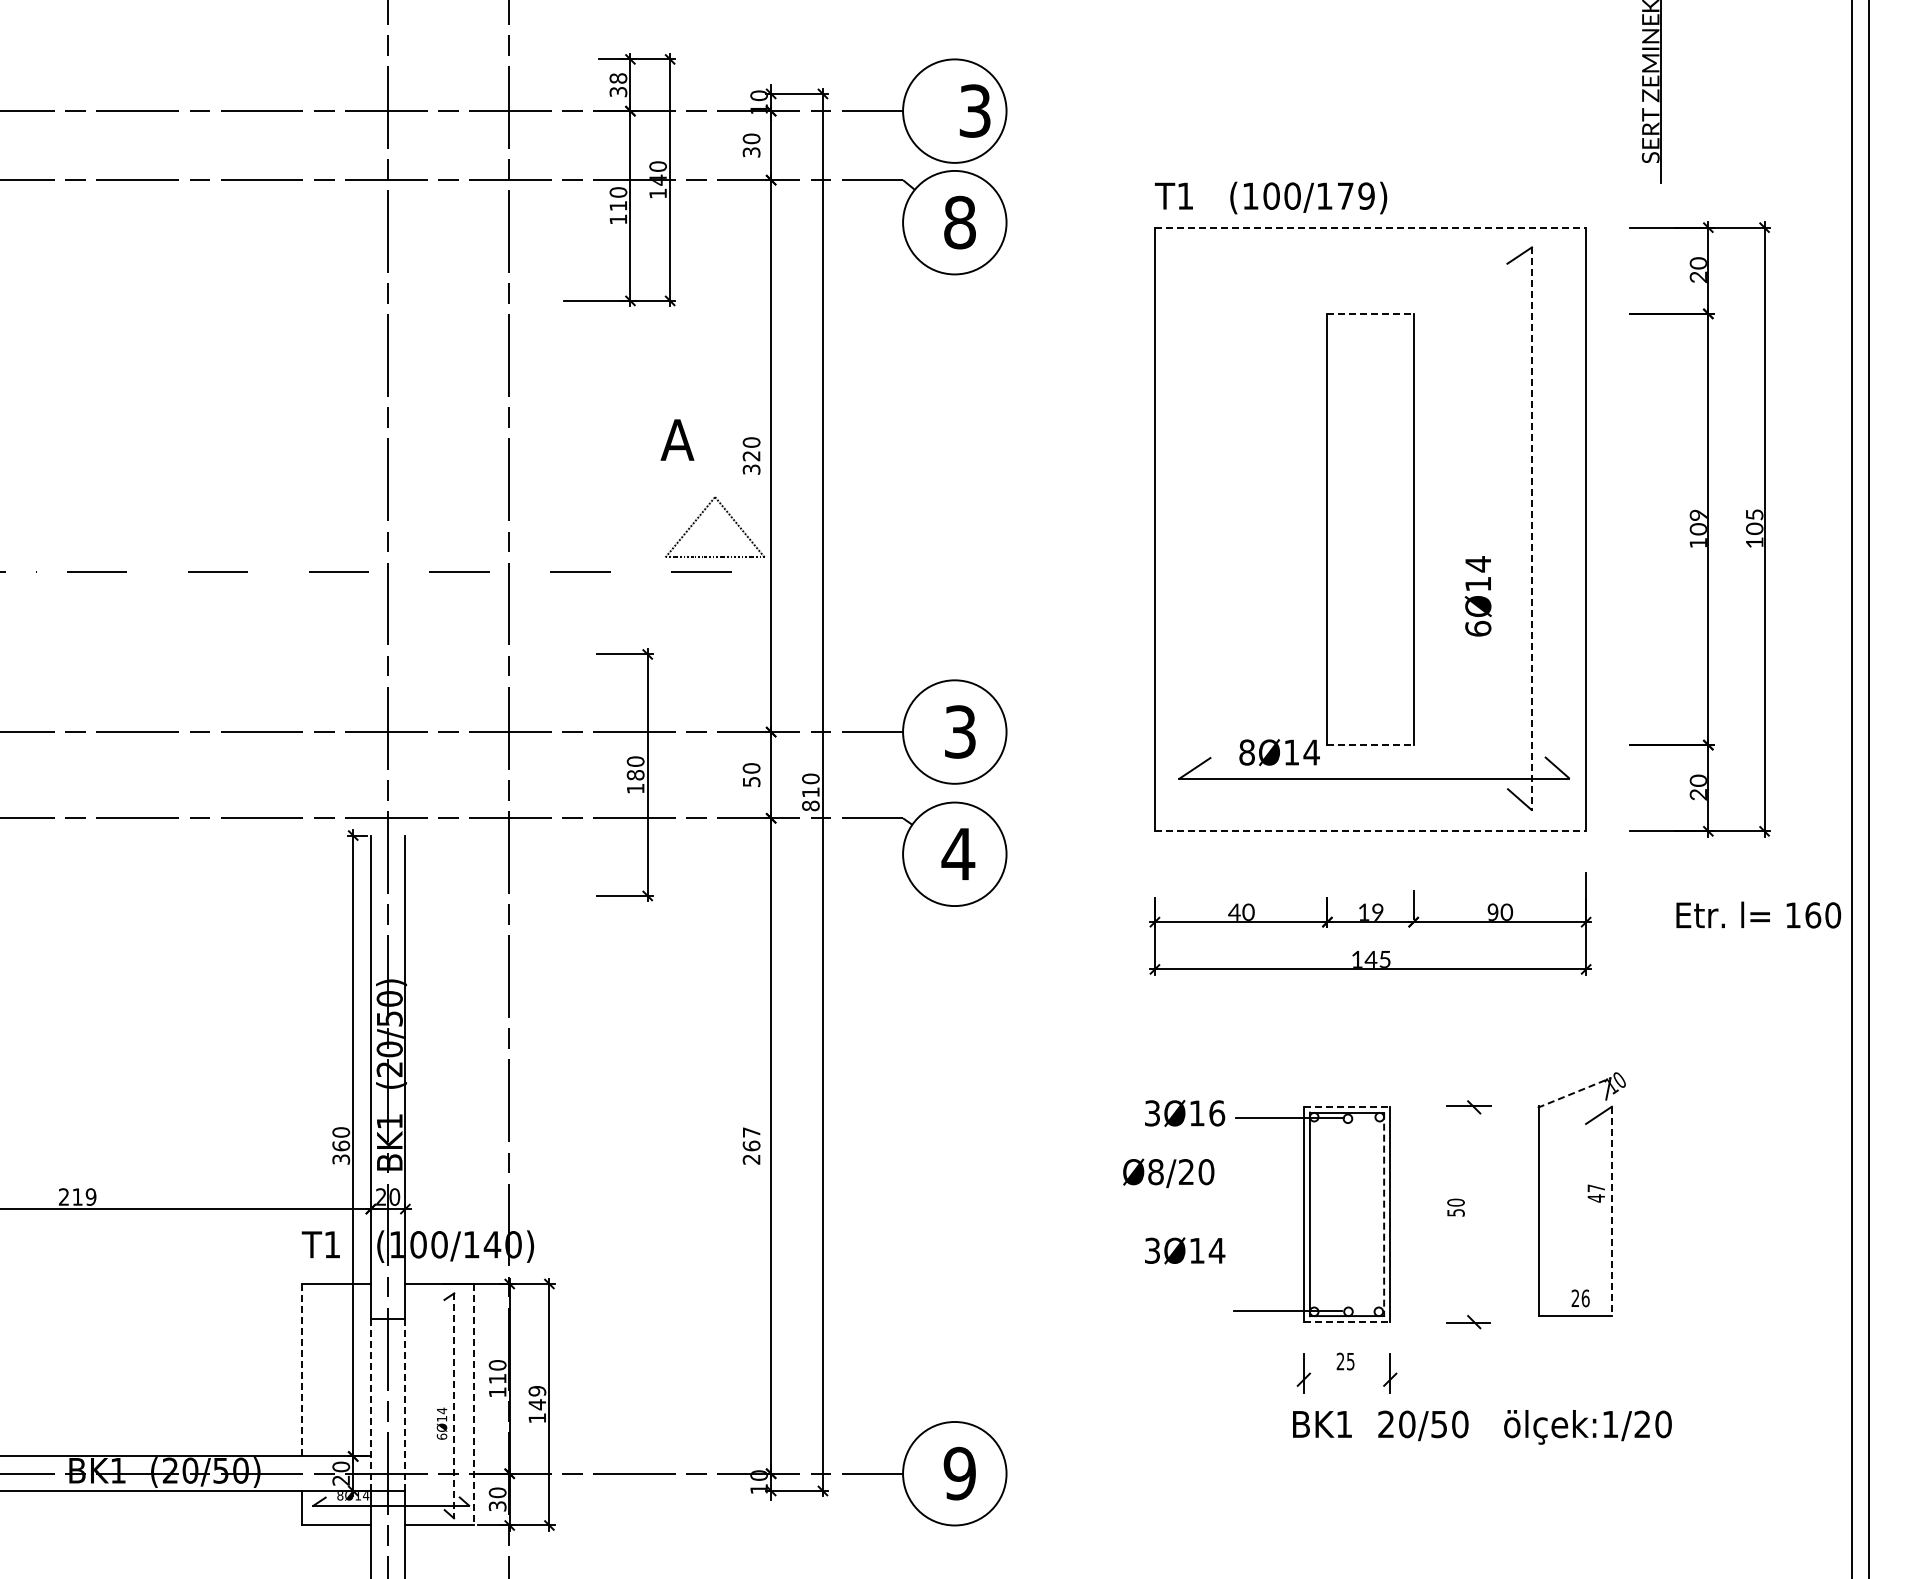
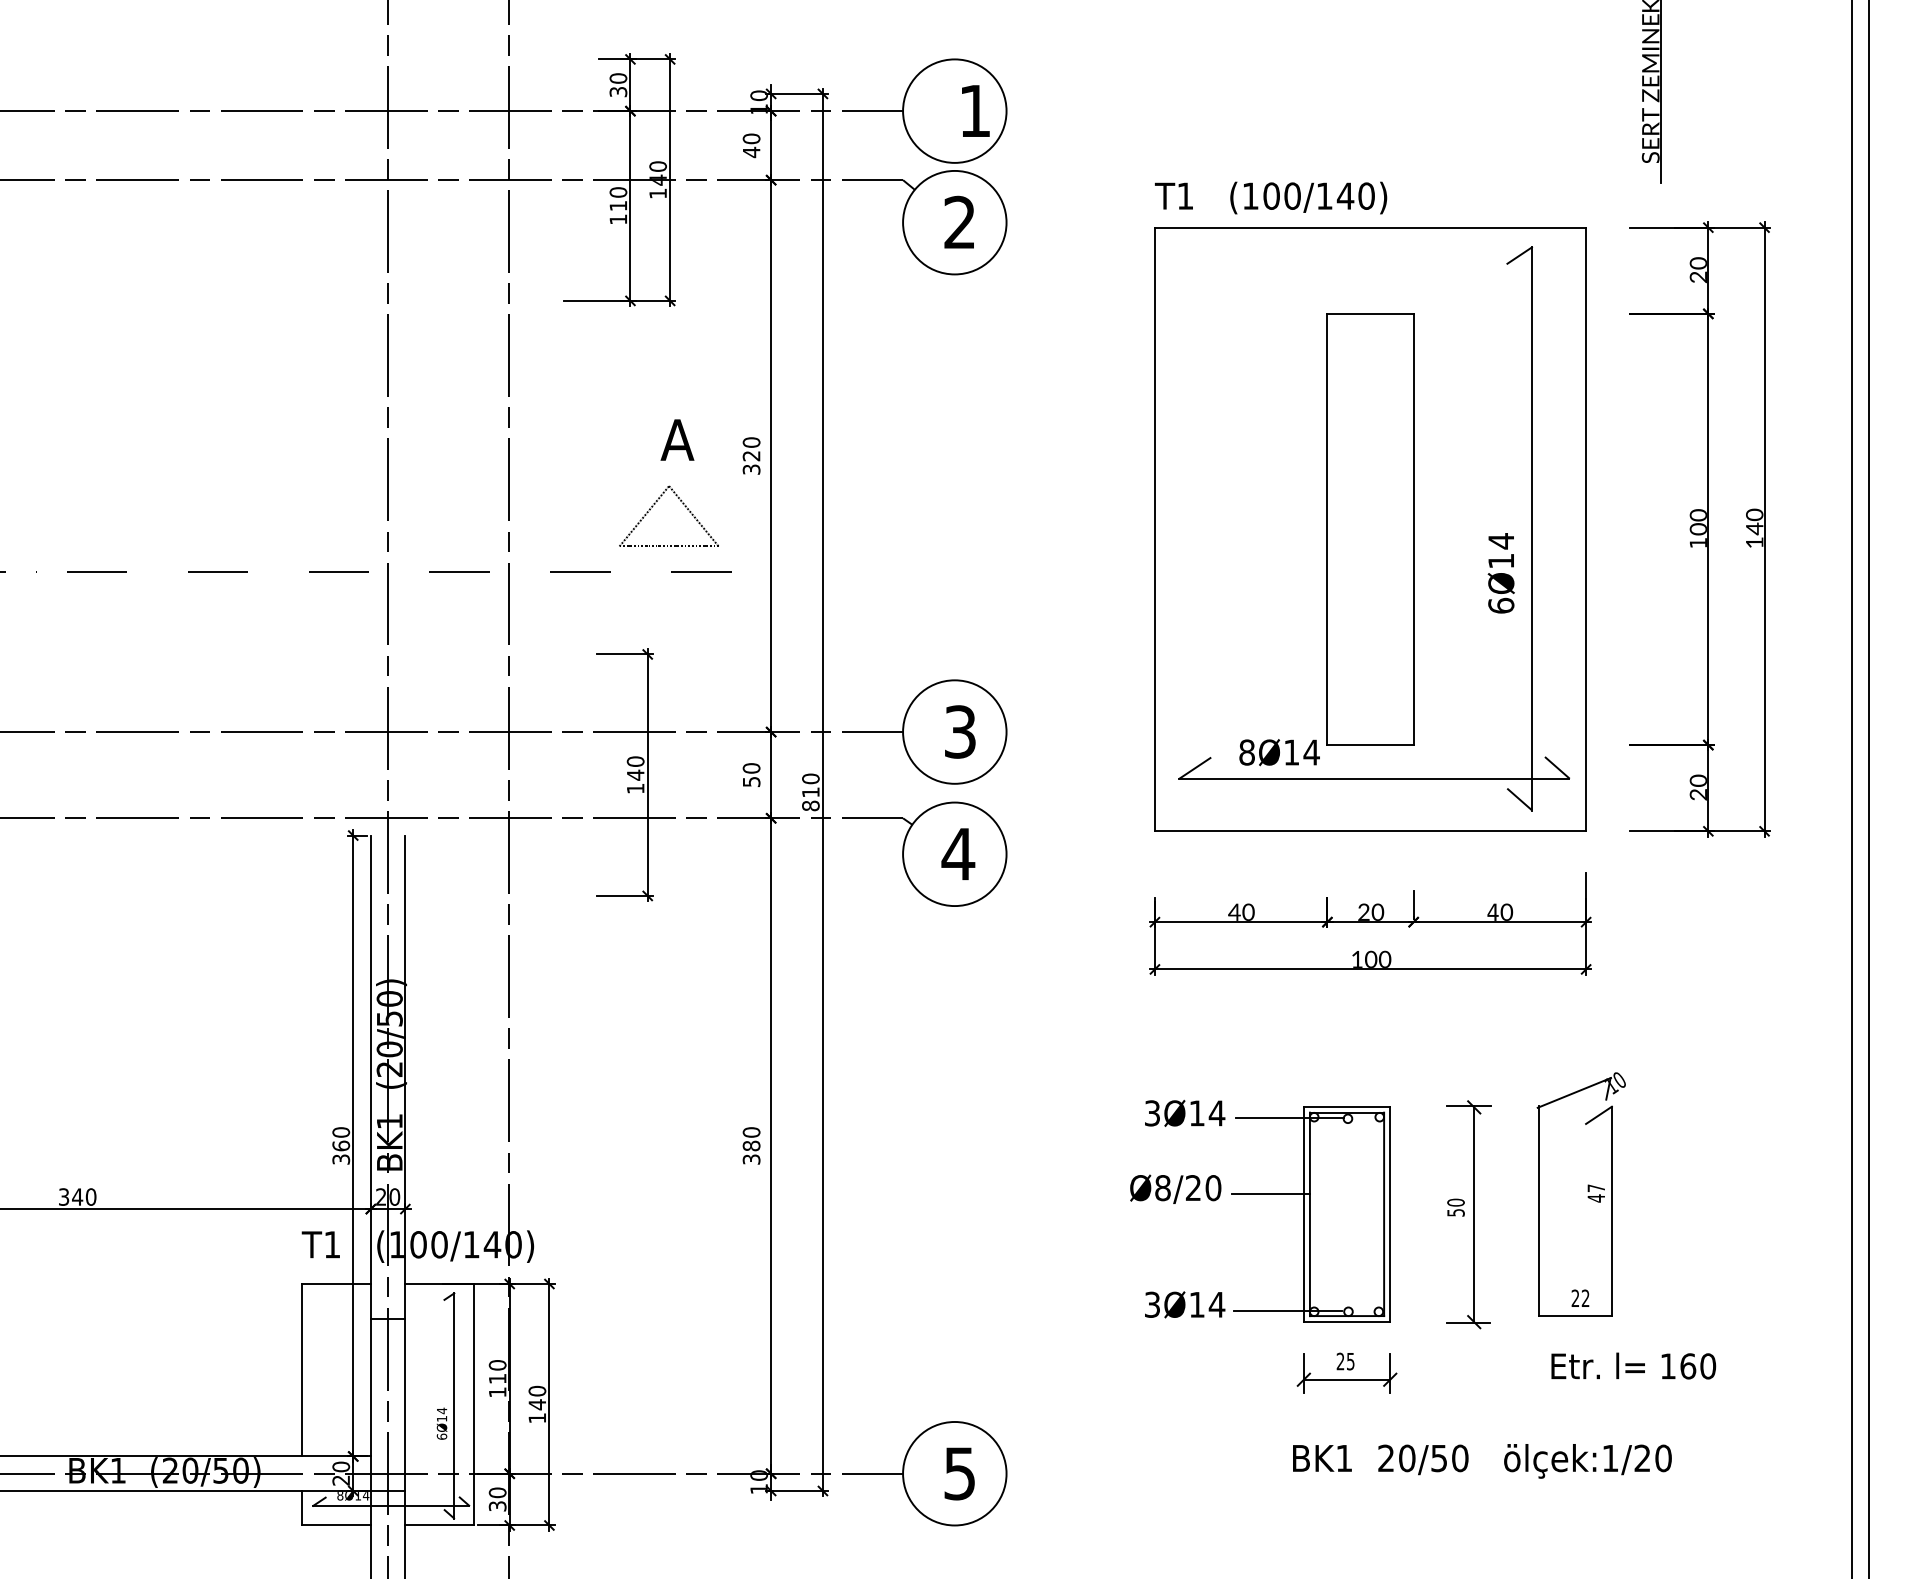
text: 38 -> 30 (618, 78)
text: 3 -> 1 (974, 110)
text: 30 -> 40 (751, 152)
text: (100/179) -> (100/140) (1355, 195)
text: 8 -> 2 (959, 222)
line: dashed -> solid (1370, 227)
line: dashed -> solid (1371, 313)
part position: (701, 515) -> (655, 504) (655, 504)
text: 09 -> 00 (1698, 515)
text: 105 -> 140 (1754, 521)
line: dashed -> solid (1531, 529)
text position: (1477, 596) -> (1500, 573) (1500, 573)
line: dashed -> solid (1371, 745)
text: 180 -> 140 (635, 774)
line: dashed -> solid (1370, 831)
text: 19 -> 20 (1371, 911)
text: 9 -> 4 (1492, 911)
text position: (1758, 914) -> (1633, 1365) (1633, 1365)
text: 145 -> 100 (1377, 958)
line: dashed -> solid (1574, 1092)
line: dashed -> solid (1347, 1106)
text: 3Ø16 -> 3Ø14 (1216, 1113)
text: 267 -> 380 (751, 1145)
text position: (1168, 1172) -> (1175, 1188) (1175, 1188)
line: none -> present (1270, 1193)
text: 219 -> 340 (77, 1196)
line: dashed -> solid (1611, 1211)
line: dashed -> solid (1384, 1214)
line: none -> present (1474, 1214)
text position: (1185, 1250) -> (1185, 1304) (1185, 1304)
text: 26 -> 22 (1585, 1298)
line: dashed -> solid (1347, 1322)
line: dashed -> solid (301, 1370)
line: none -> present (1346, 1379)
text: 149 -> 140 (537, 1390)
line: dashed -> solid (474, 1404)
line: dashed -> solid (370, 1405)
line: dashed -> solid (405, 1405)
line: dashed -> solid (454, 1406)
text position: (1482, 1427) -> (1482, 1461) (1482, 1461)
text: 9 -> 5 (959, 1473)
